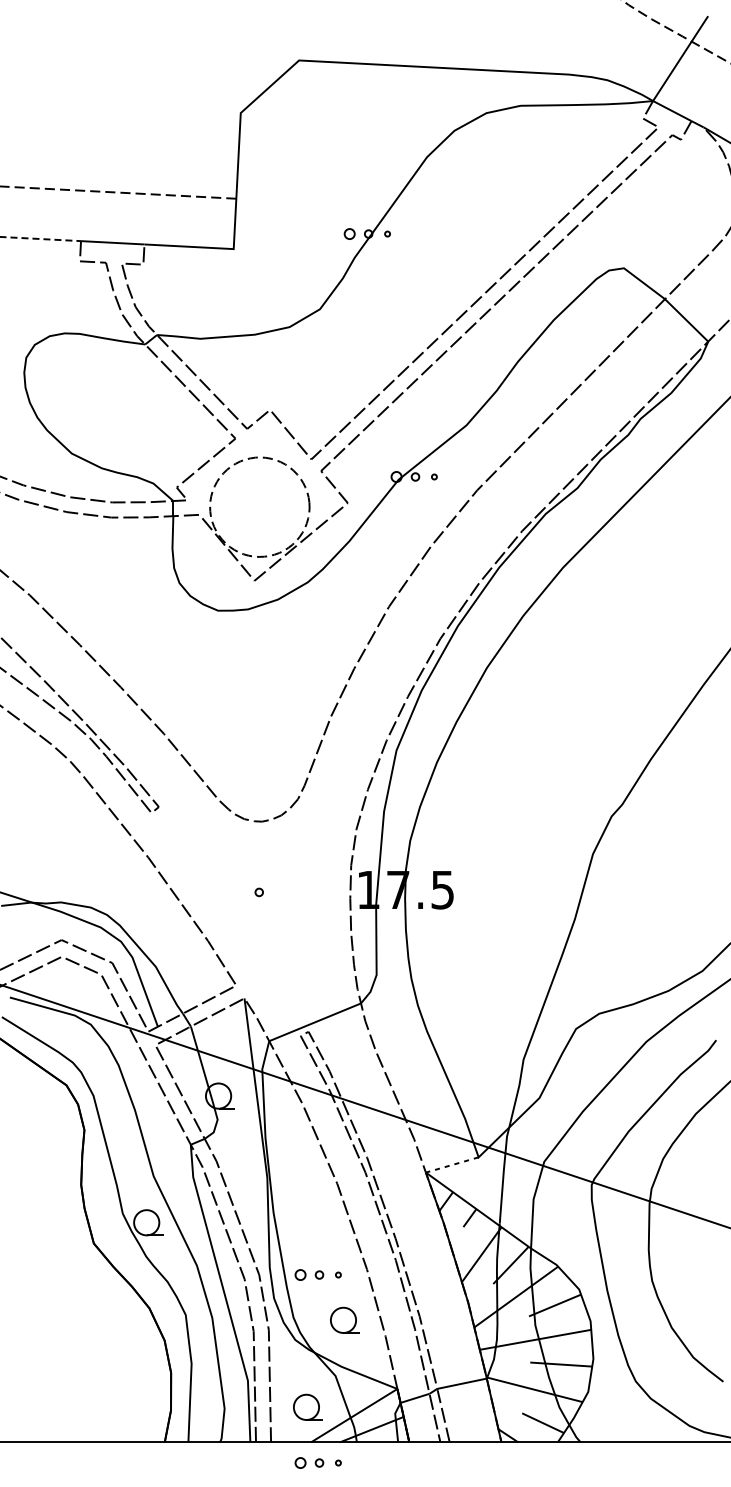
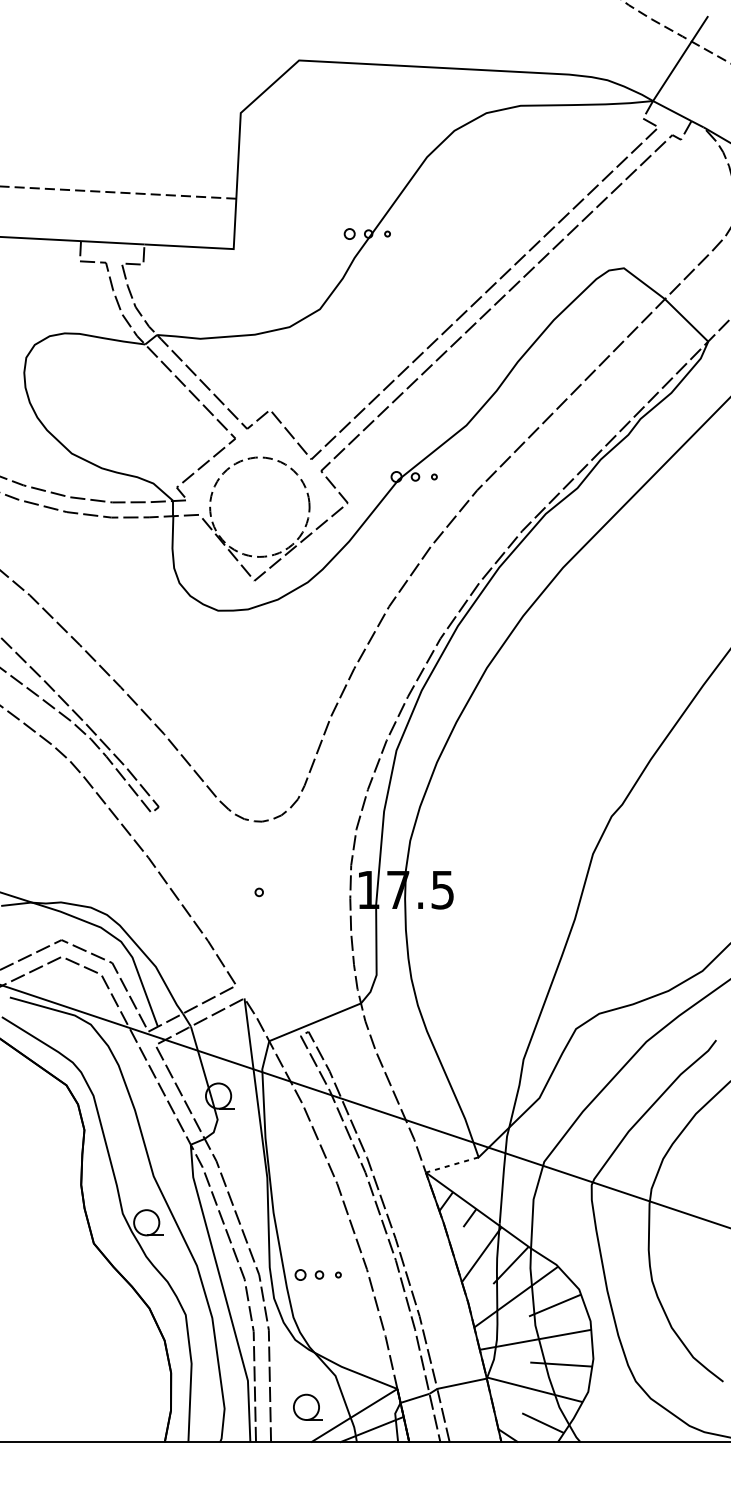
line: dashed -> solid (41, 239)
part: present -> none (344, 1319)
part: present -> none (317, 1462)
